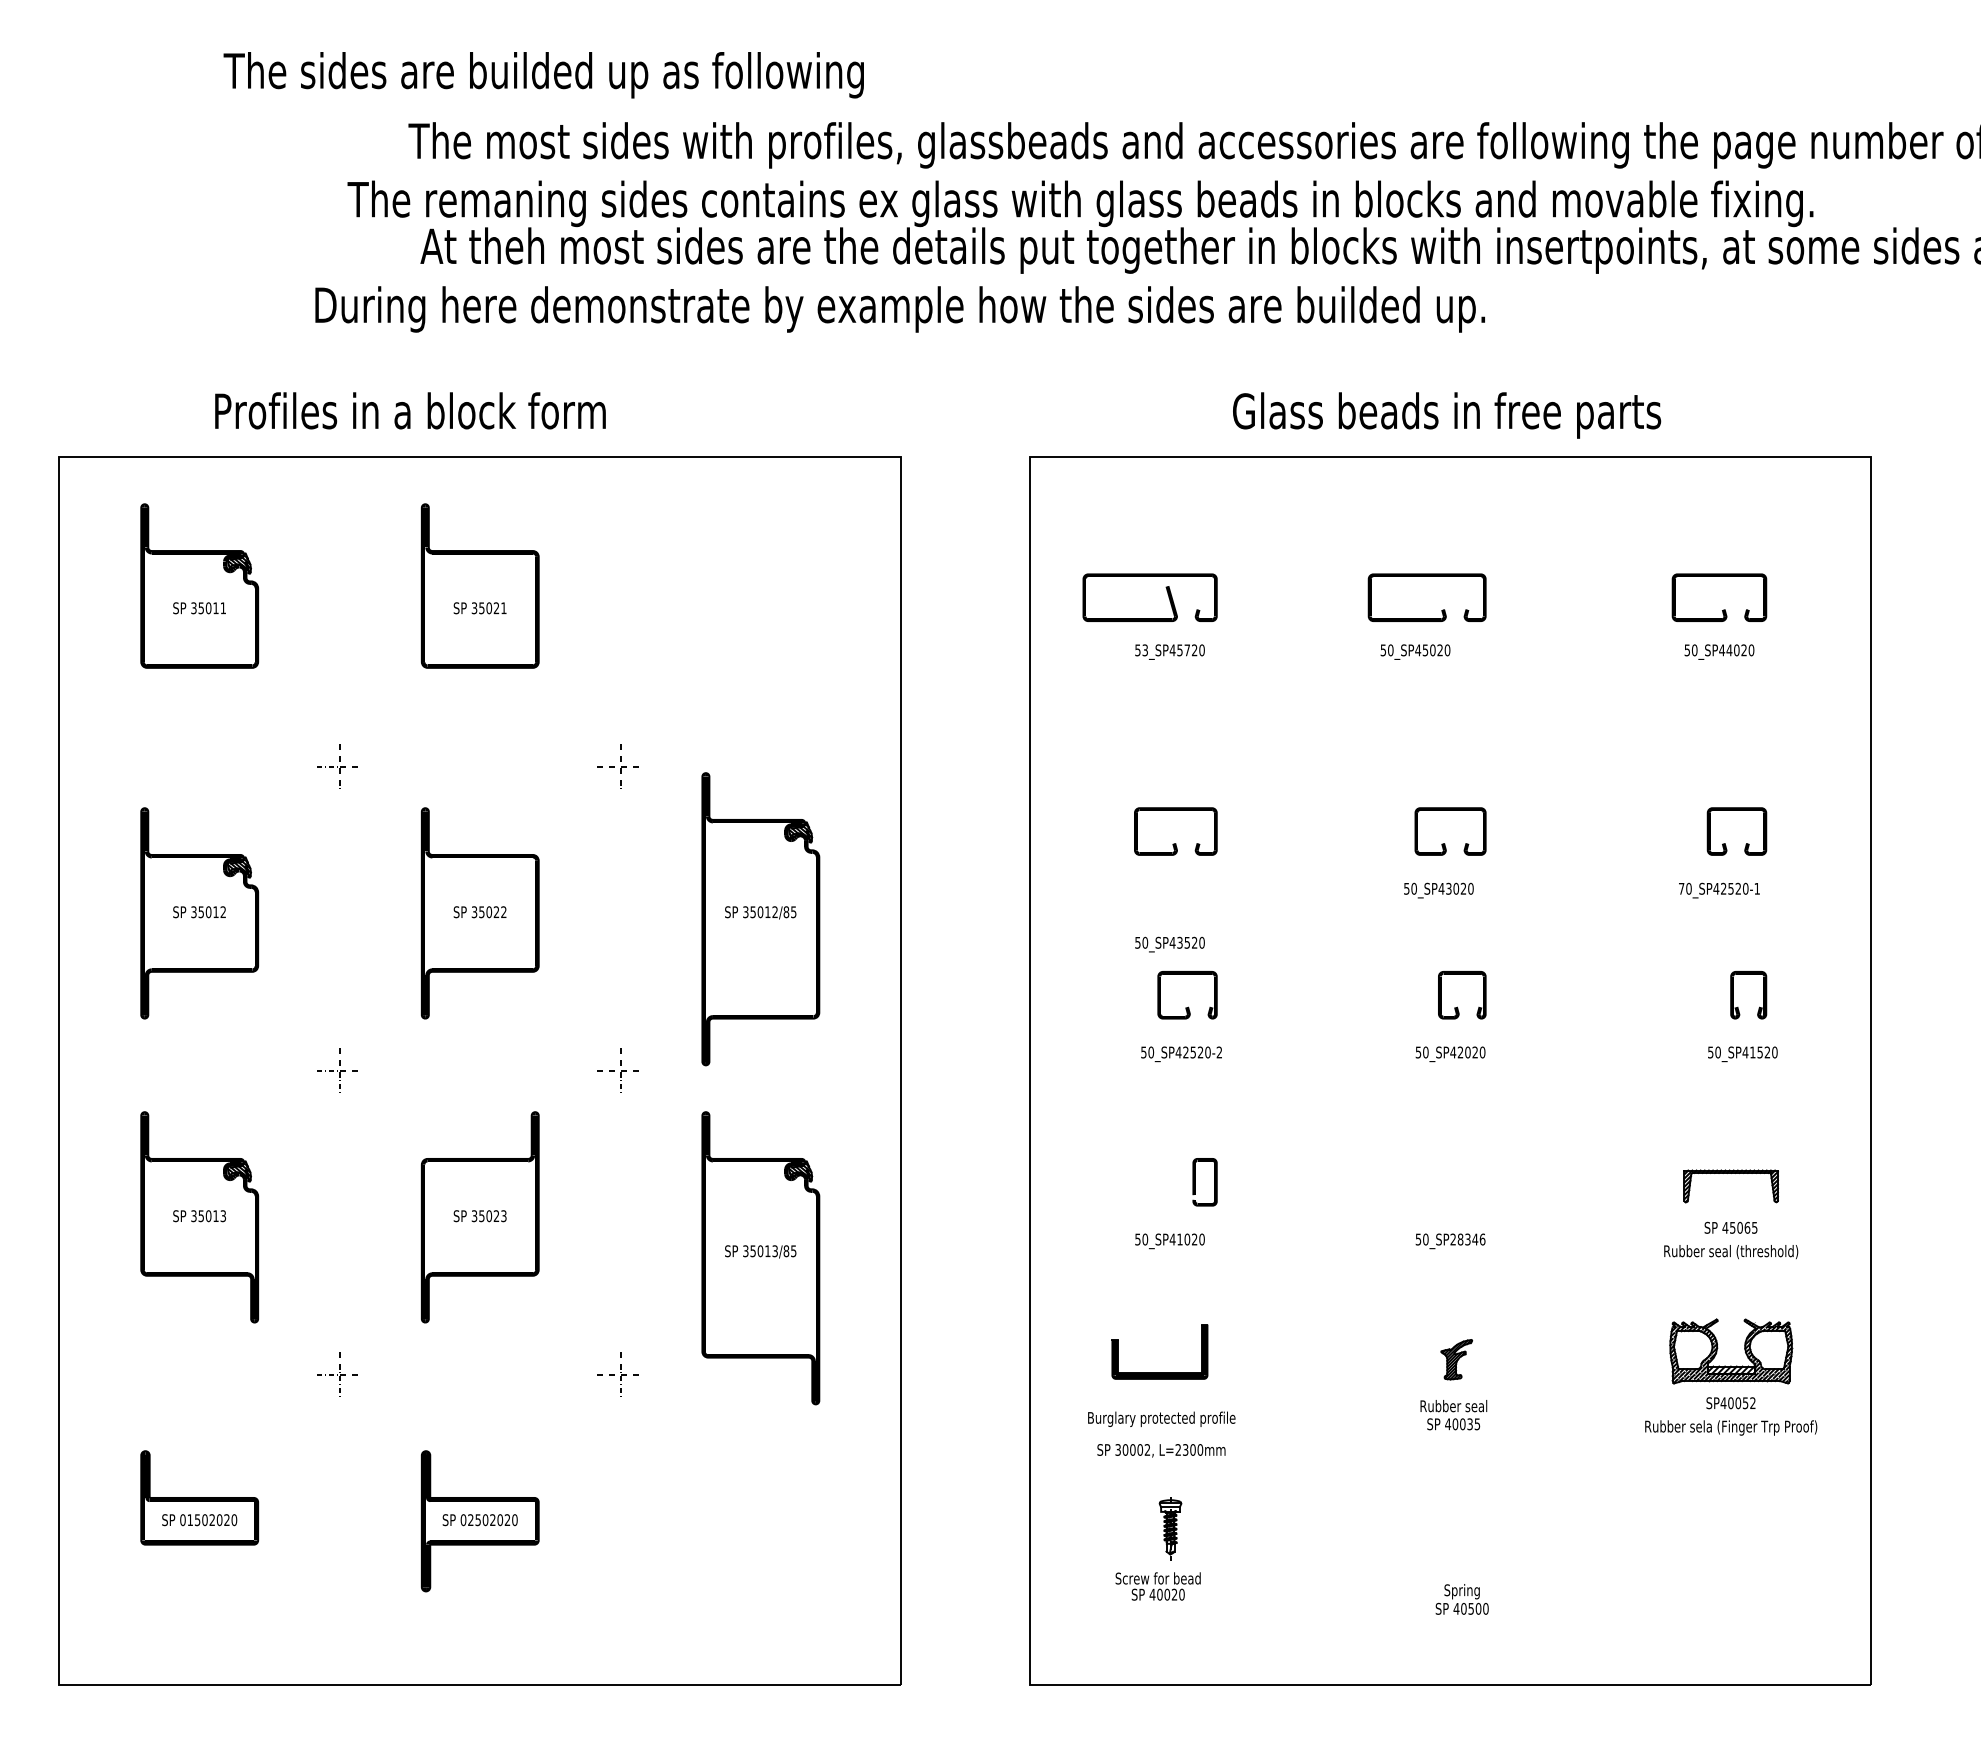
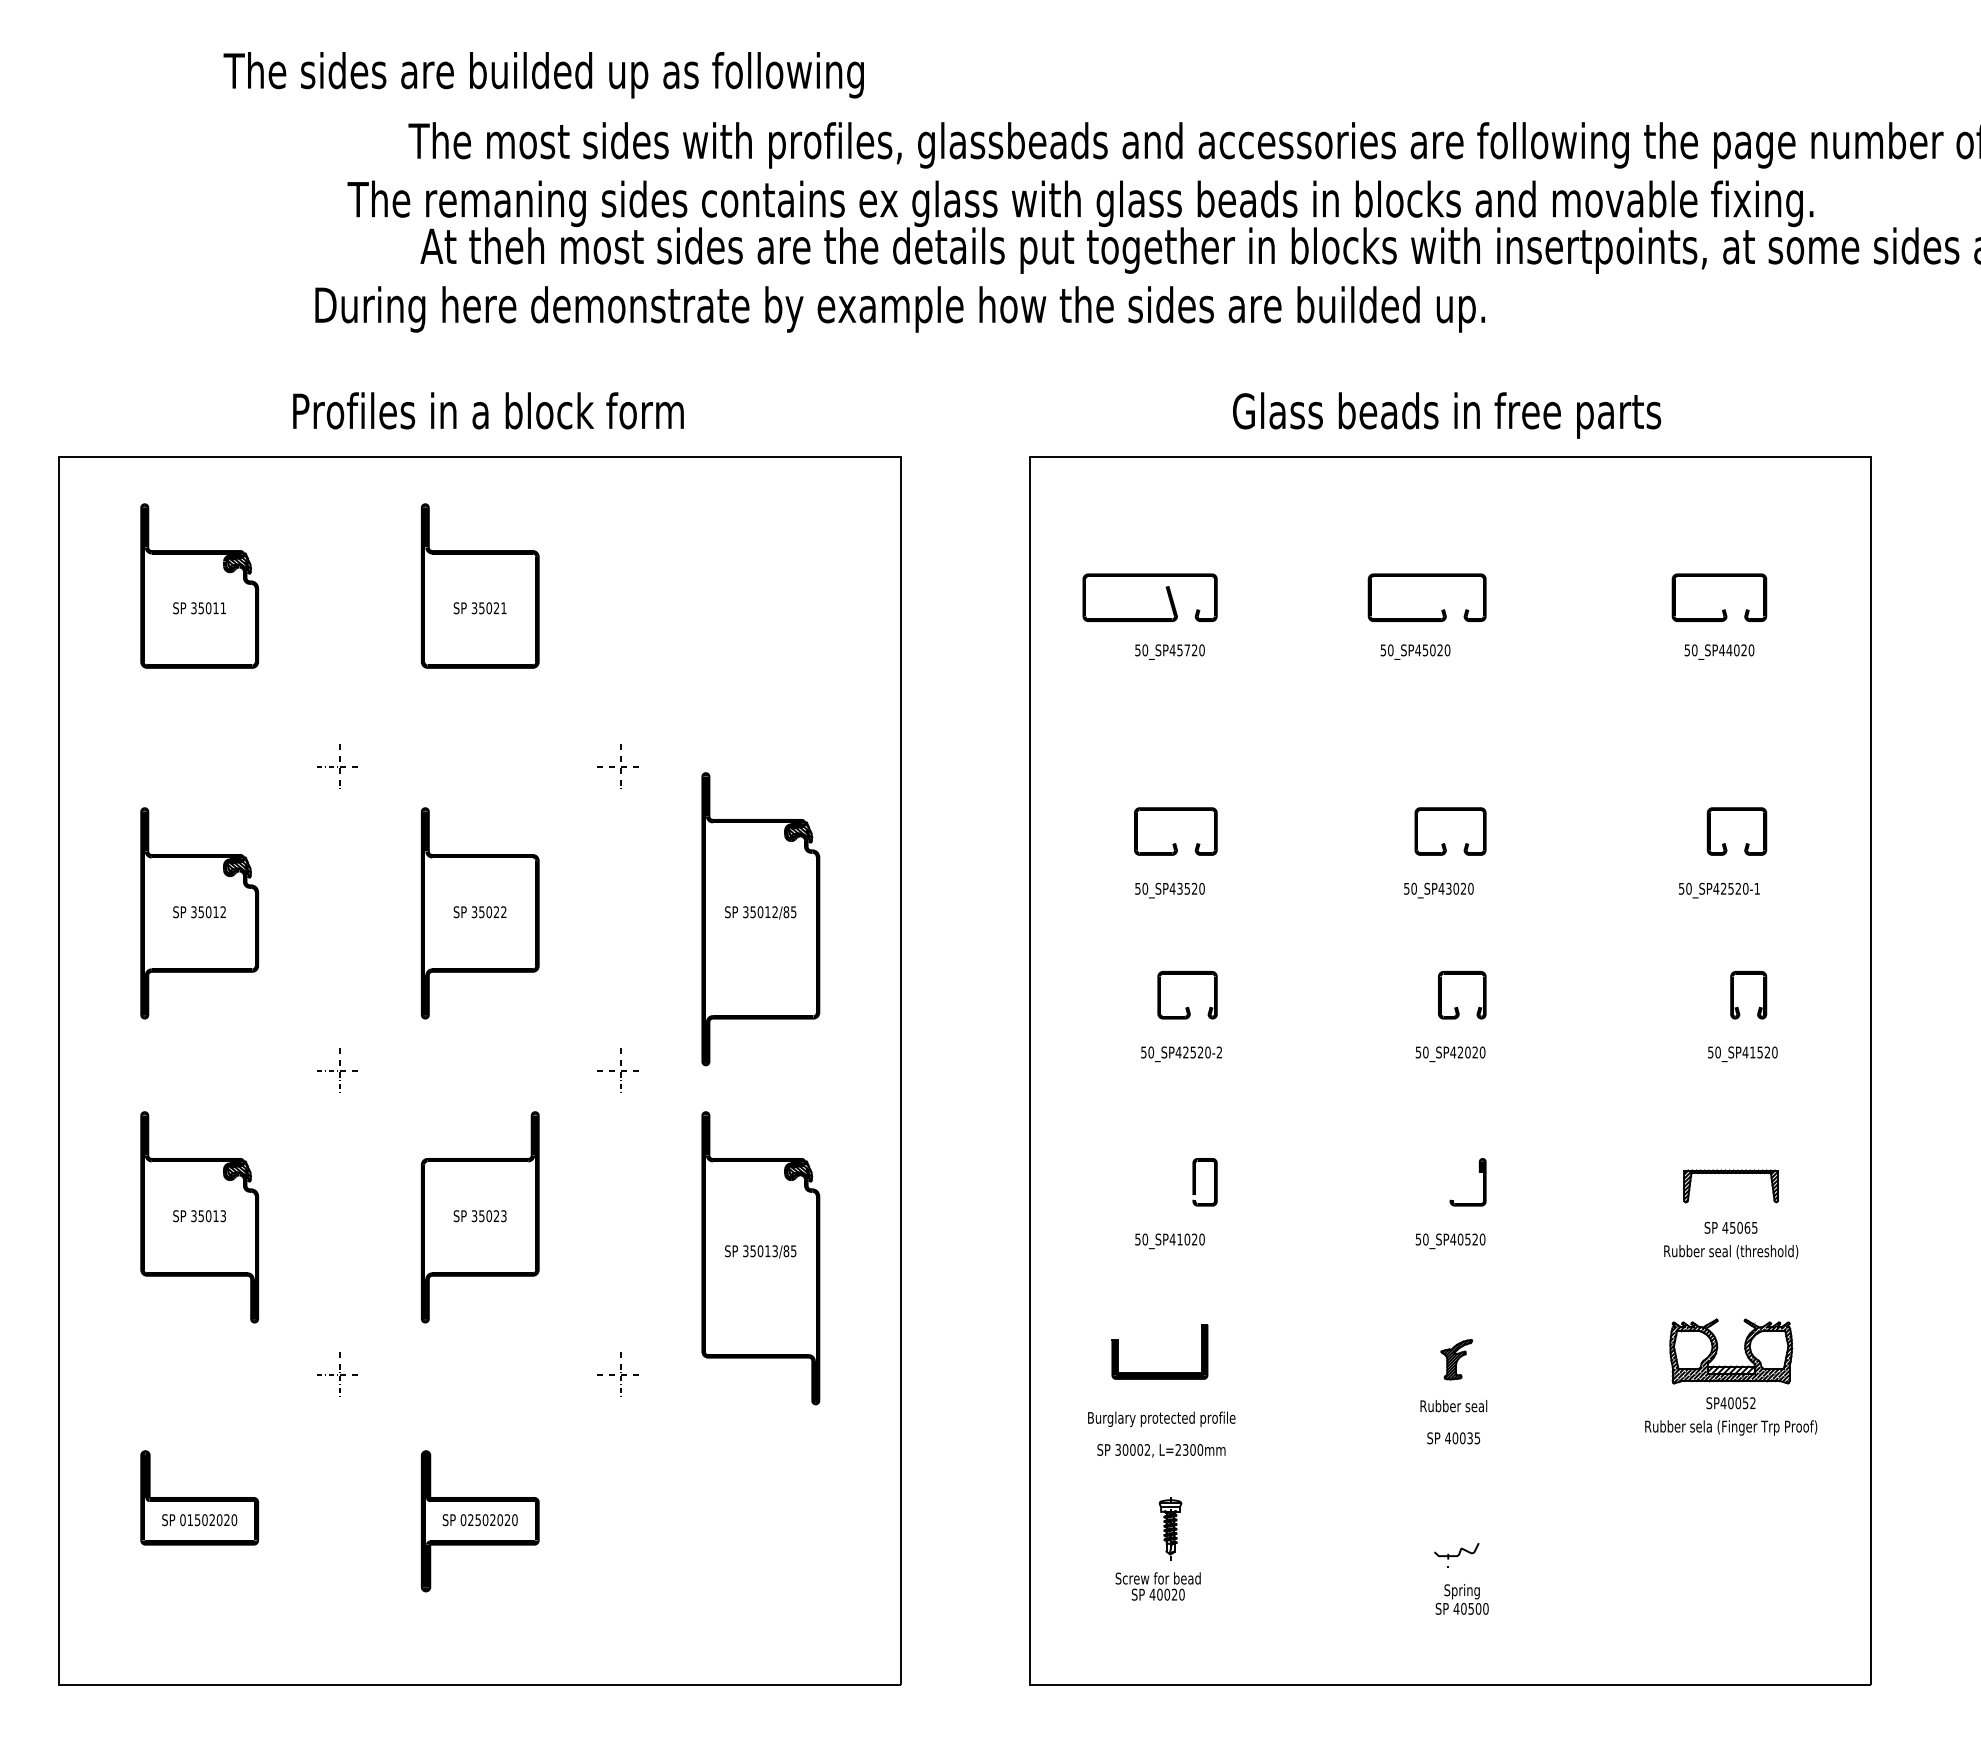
text position: (410, 410) -> (488, 410) (488, 410)
text: 53_SP45720 -> 50_SP45720 (1145, 650)
text: 70_SP42520-1 -> 50_SP42520-1 (1681, 888)
text position: (1169, 944) -> (1169, 890) (1169, 890)
part: none -> present (1478, 1172)
text: 50_SP28346 -> 50_SP40520 (1467, 1239)
text position: (1453, 1424) -> (1453, 1438) (1453, 1438)
part: none -> present (1456, 1555)
